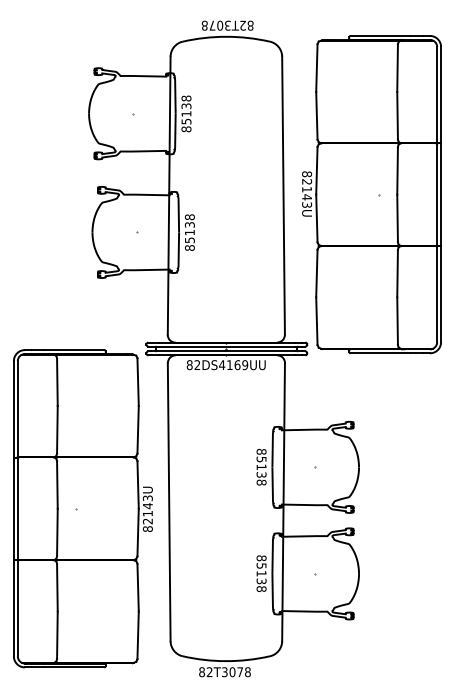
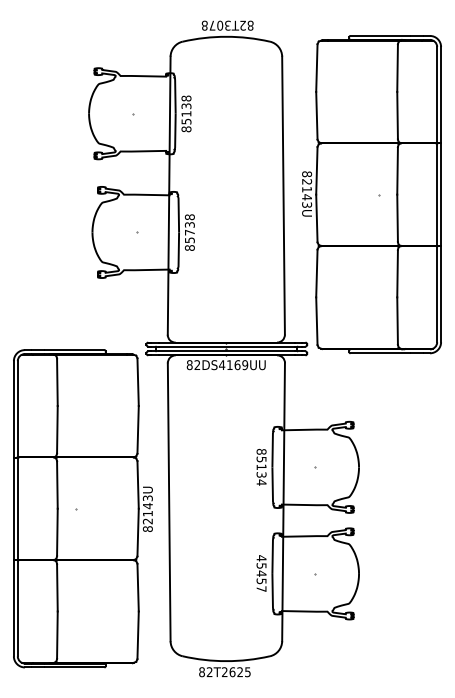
text: 85138 -> 85738 (189, 232)
text: 85138 -> 85134 (261, 482)
text: 85138 -> 45457 (261, 573)
text: 82T3078 -> 82T2625 (236, 672)
